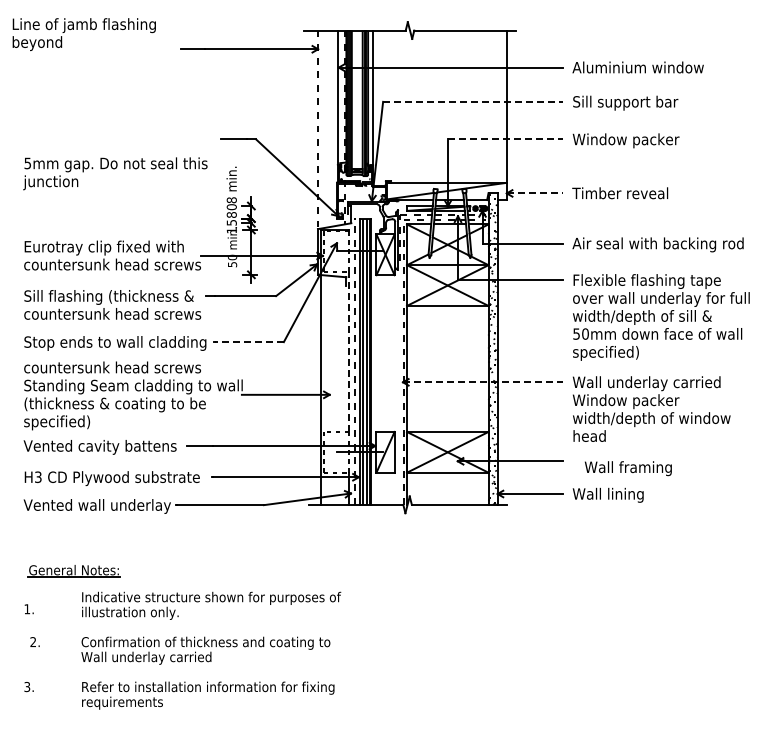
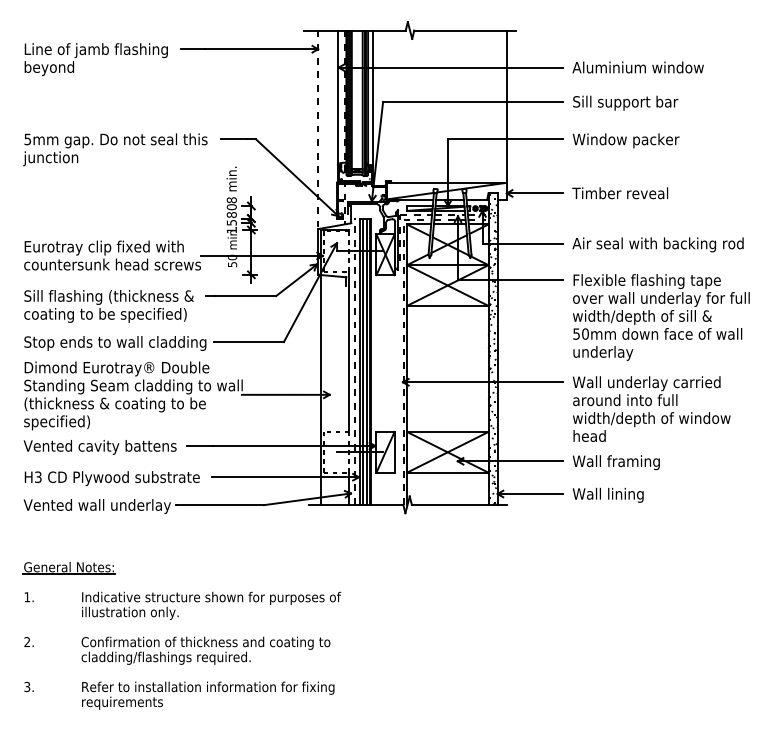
text position: (83, 34) -> (95, 59) (95, 59)
line: dashed -> solid (473, 101)
line: dashed -> solid (506, 139)
text position: (115, 173) -> (115, 149) (115, 149)
line: dashed -> solid (535, 193)
text: countersunk head screws -> coating to be specified) (120, 315)
line: dashed -> solid (249, 342)
line: dashed -> solid (349, 351)
text: specified) -> underlay (605, 353)
text: countersunk head screws -> Dimond Eurotray® Double (116, 368)
line: dashed -> solid (483, 382)
text: Window packer -> around into full (625, 401)
text position: (627, 468) -> (615, 462) (615, 462)
part position: (73, 571) -> (68, 568) (68, 568)
text position: (28, 609) -> (28, 597) (28, 597)
text position: (34, 641) -> (28, 641) (28, 641)
text: Wall underlay carried -> cladding/flashings required. (165, 657)
